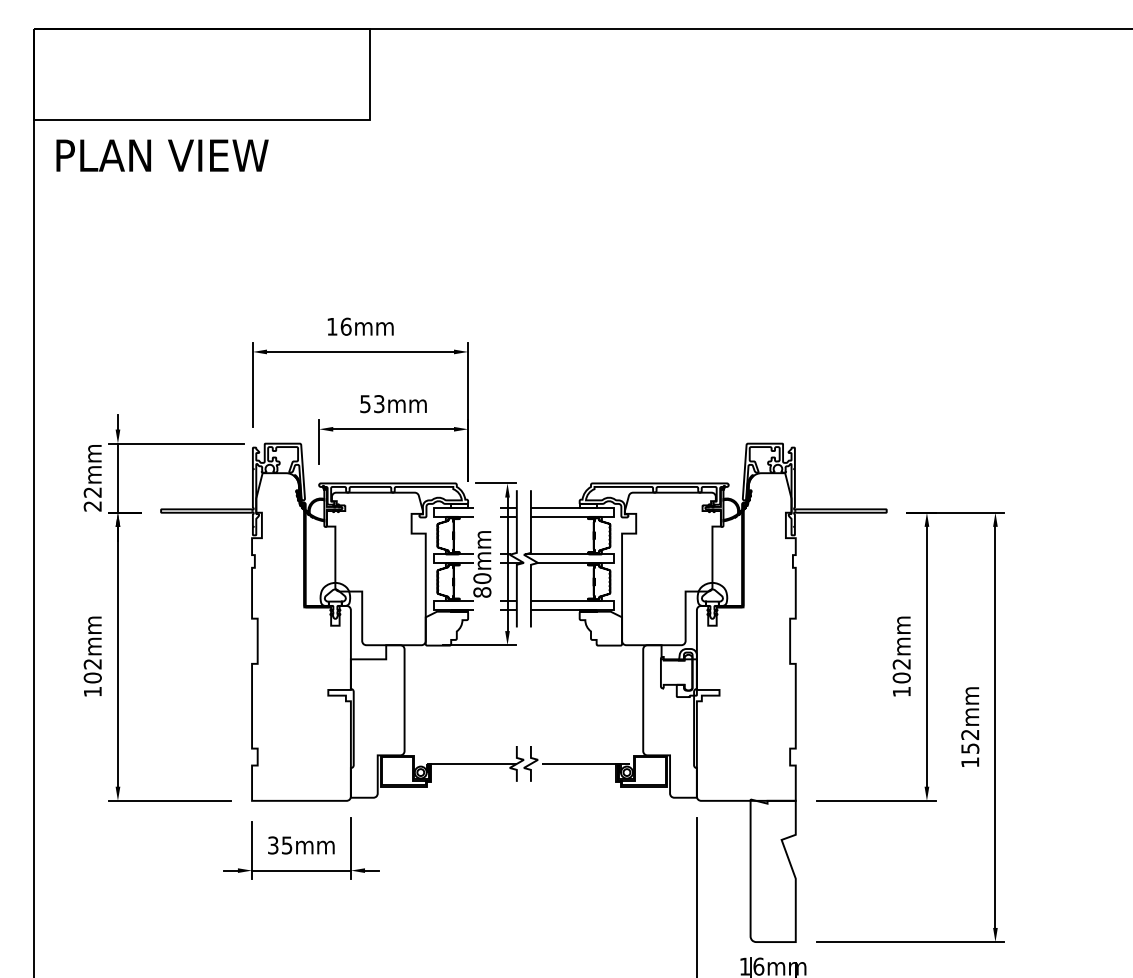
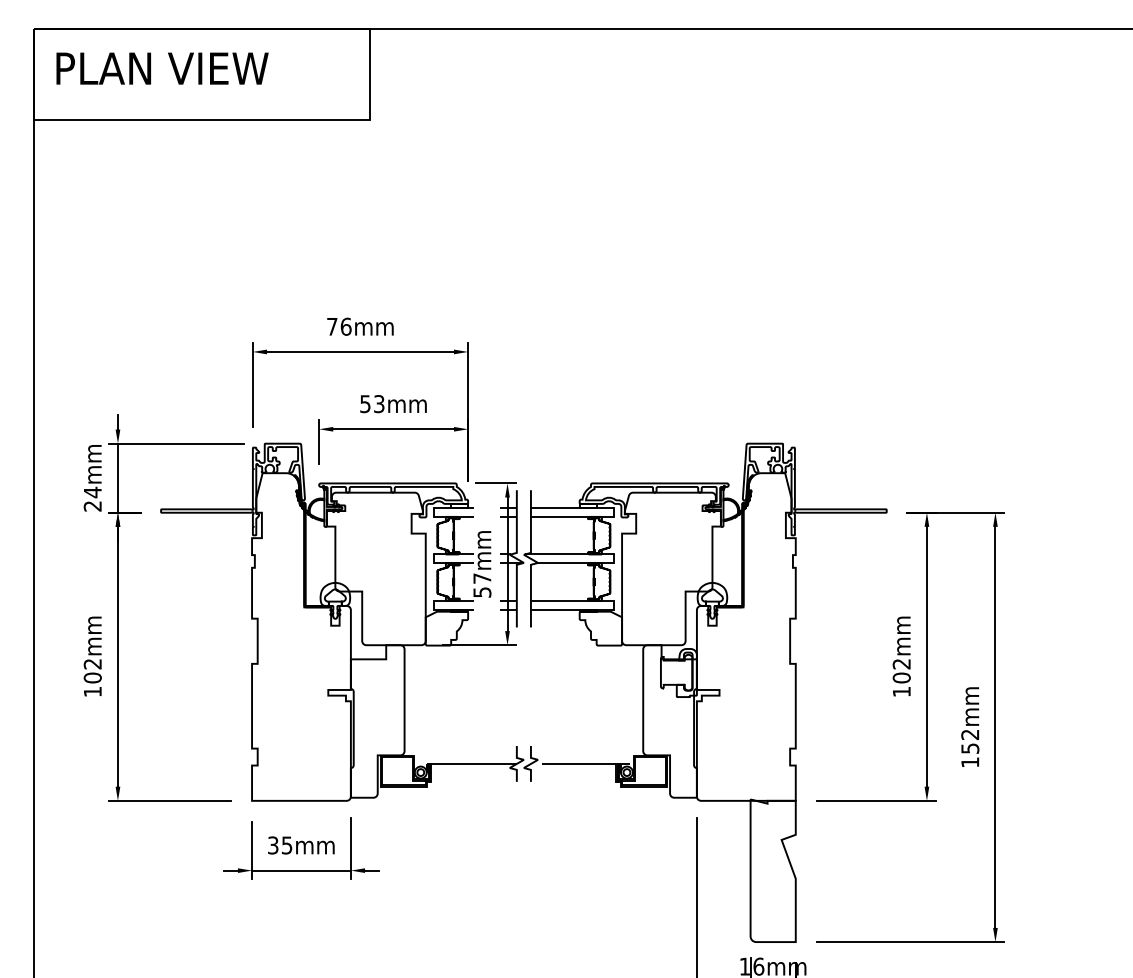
text position: (162, 155) -> (162, 68) (162, 68)
text: 16mm -> 76mm (332, 326)
text: 22mm -> 24mm (92, 492)
text: 80mm -> 57mm (482, 585)
